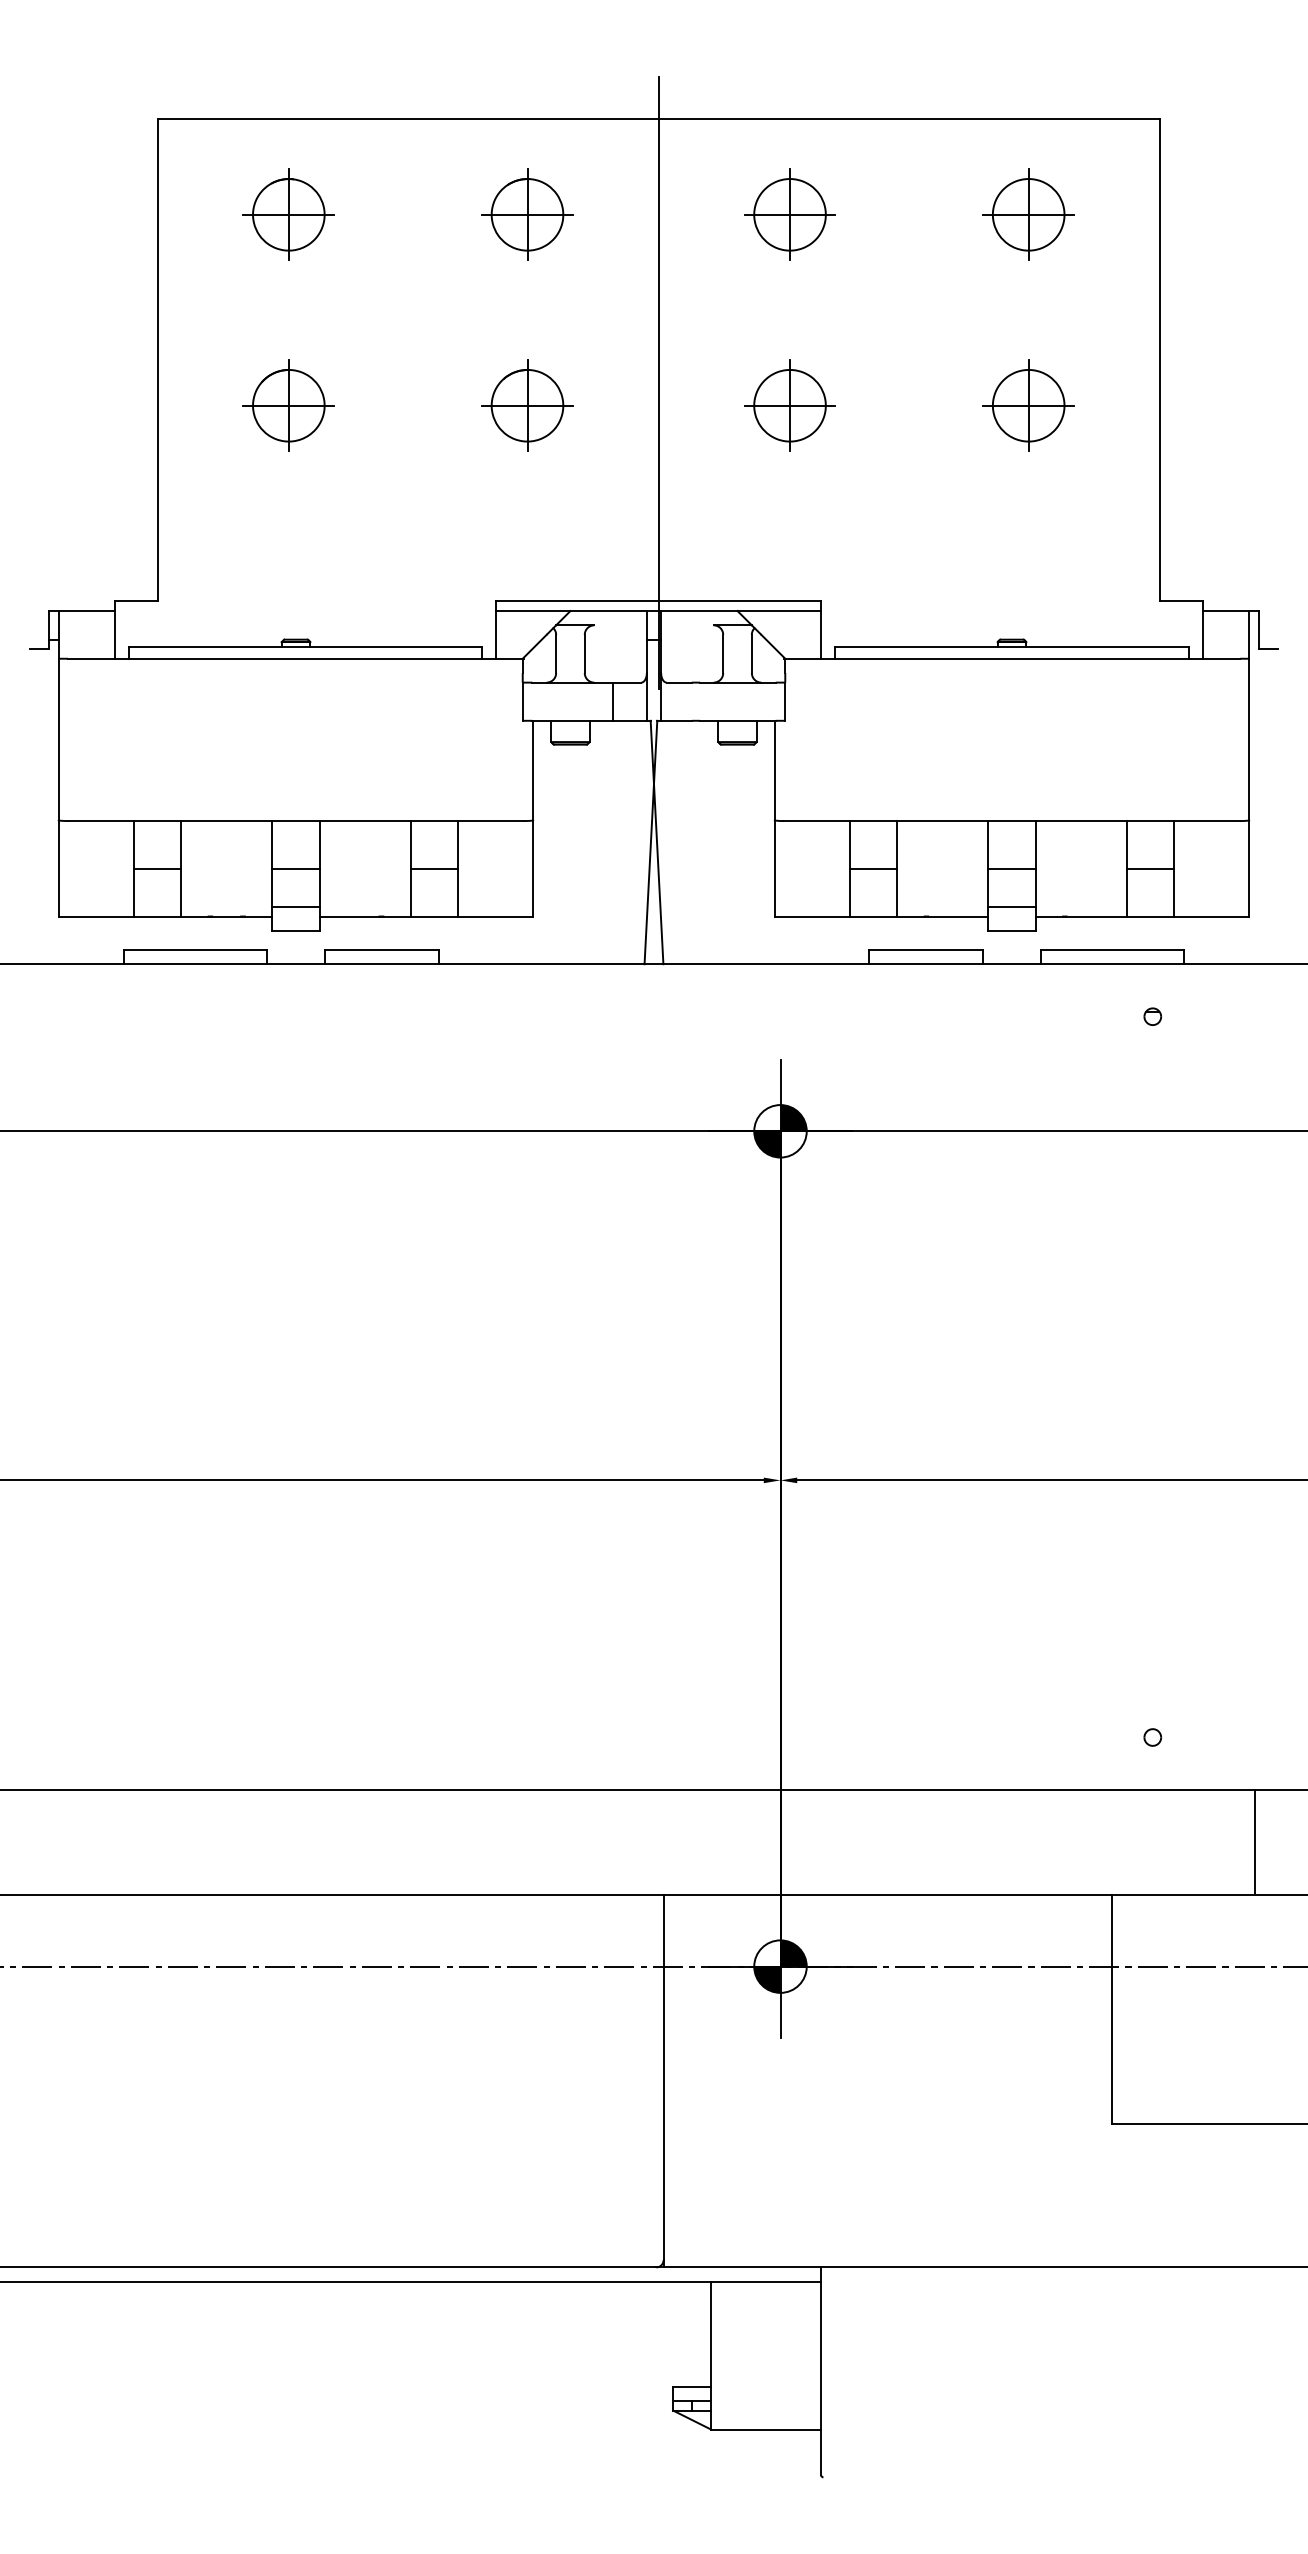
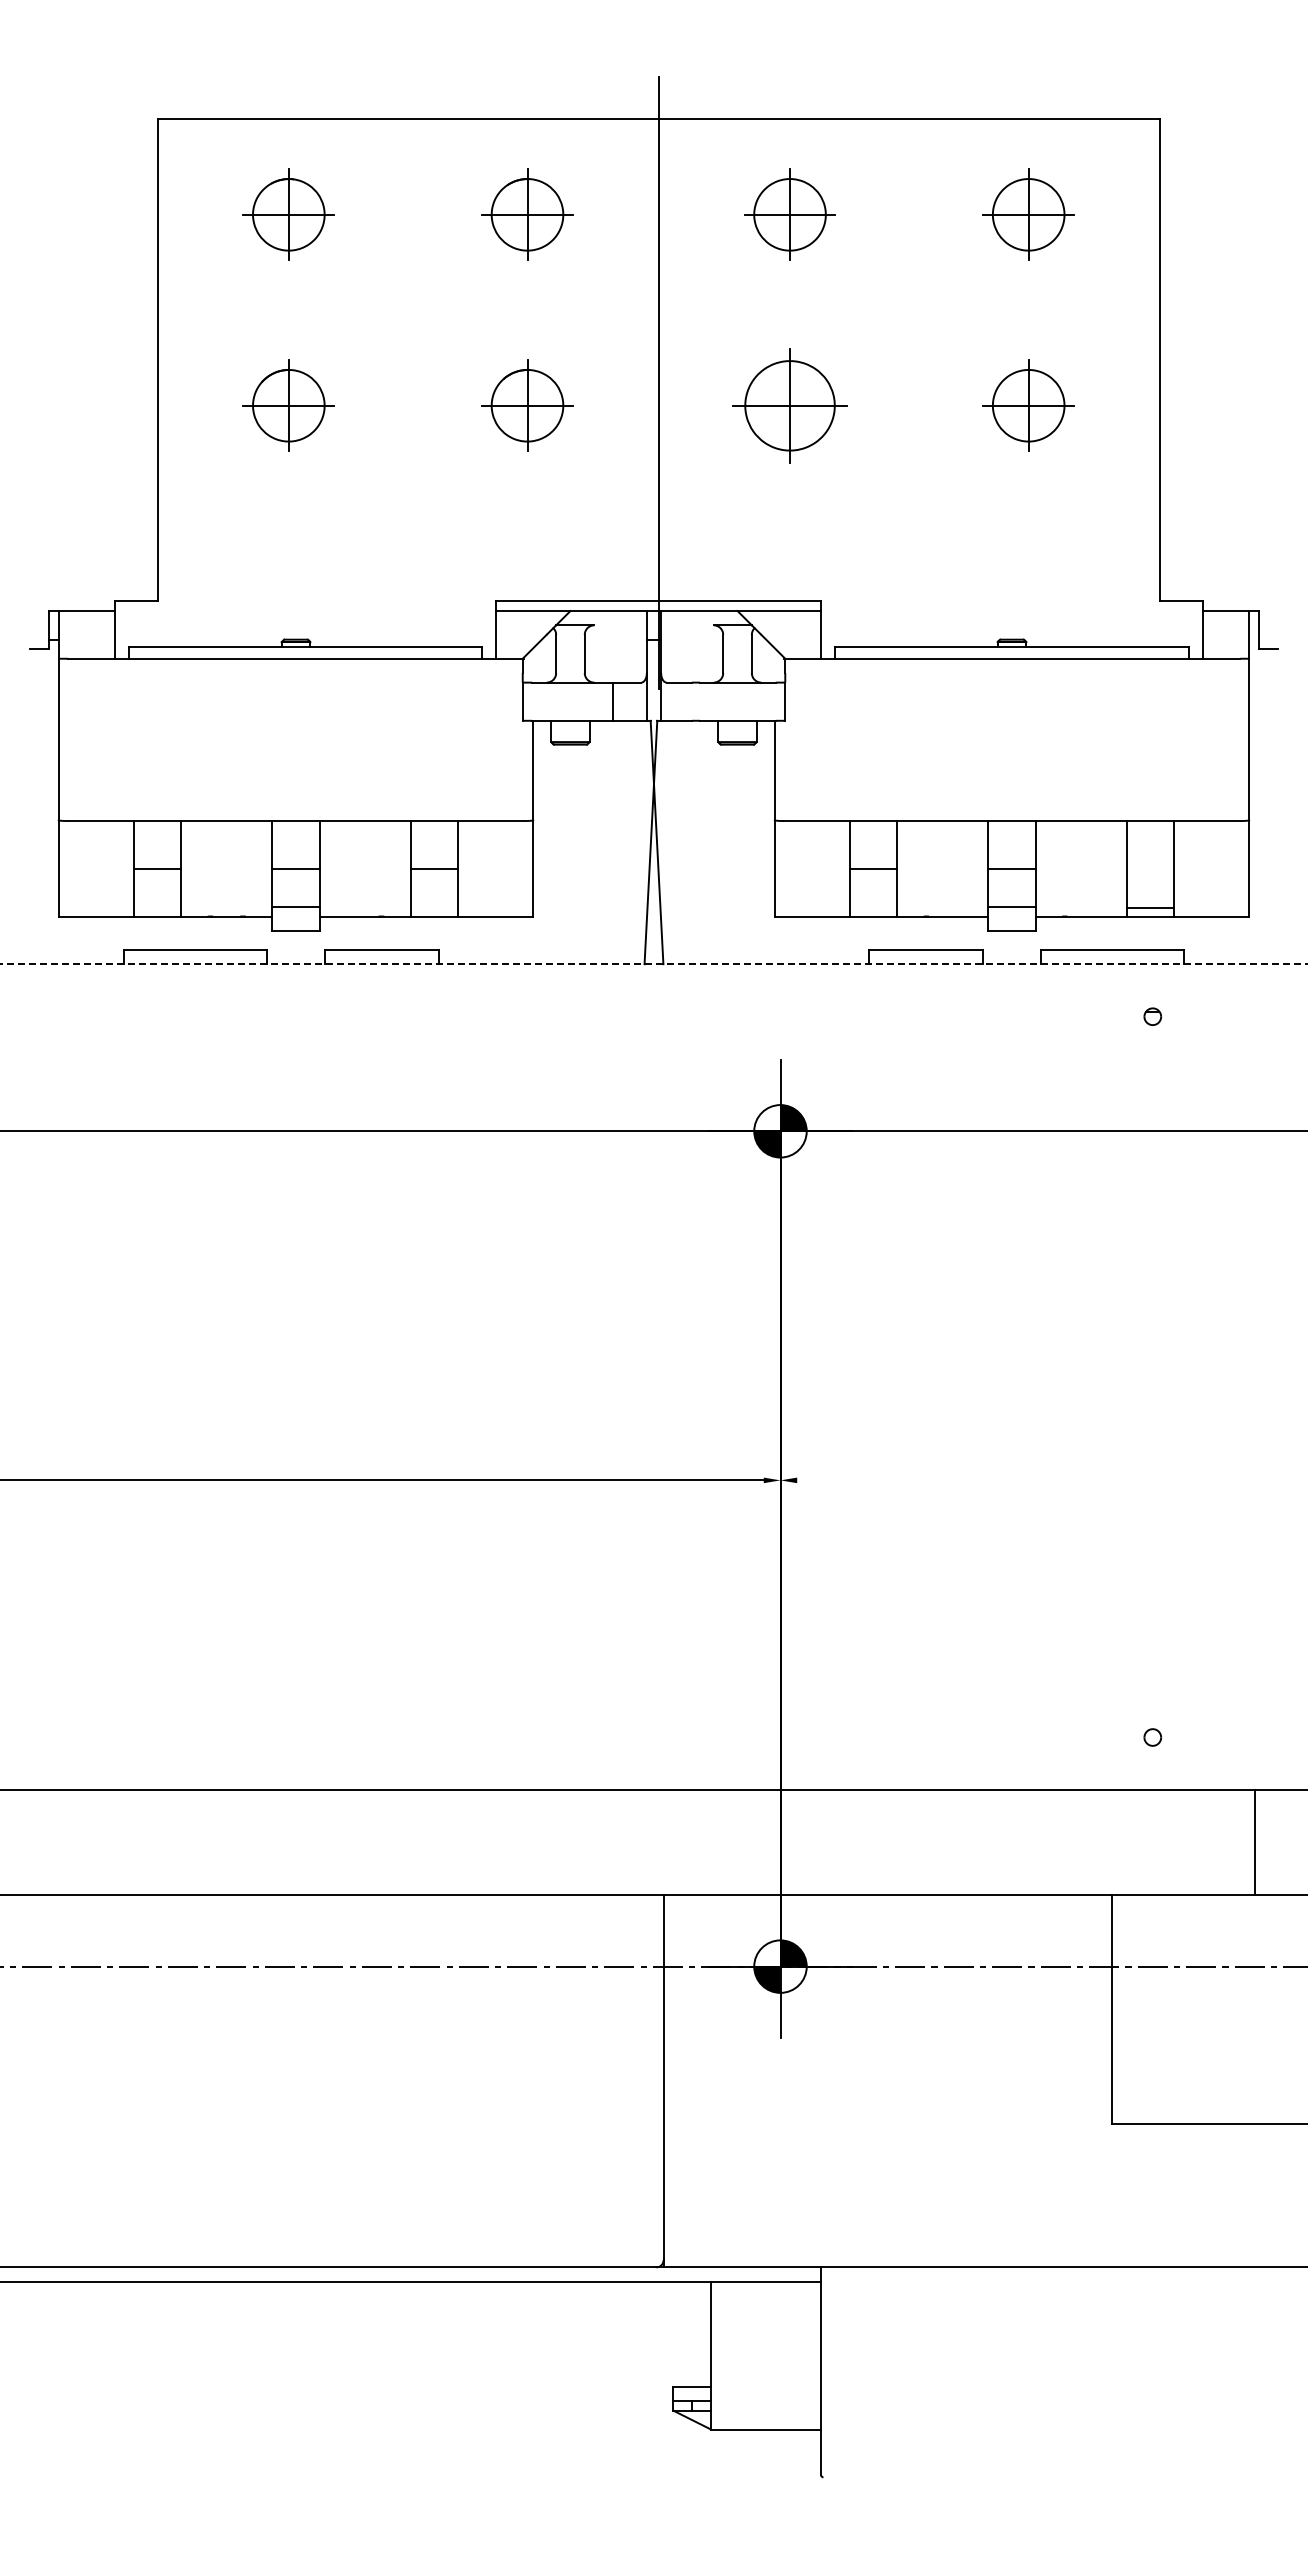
part size: 92x93 px -> 116x116 px (789, 405)
line position: (1150, 868) -> (1150, 907) (1150, 907)
line: solid -> dashed (654, 964)
line: present -> none (1050, 1480)
